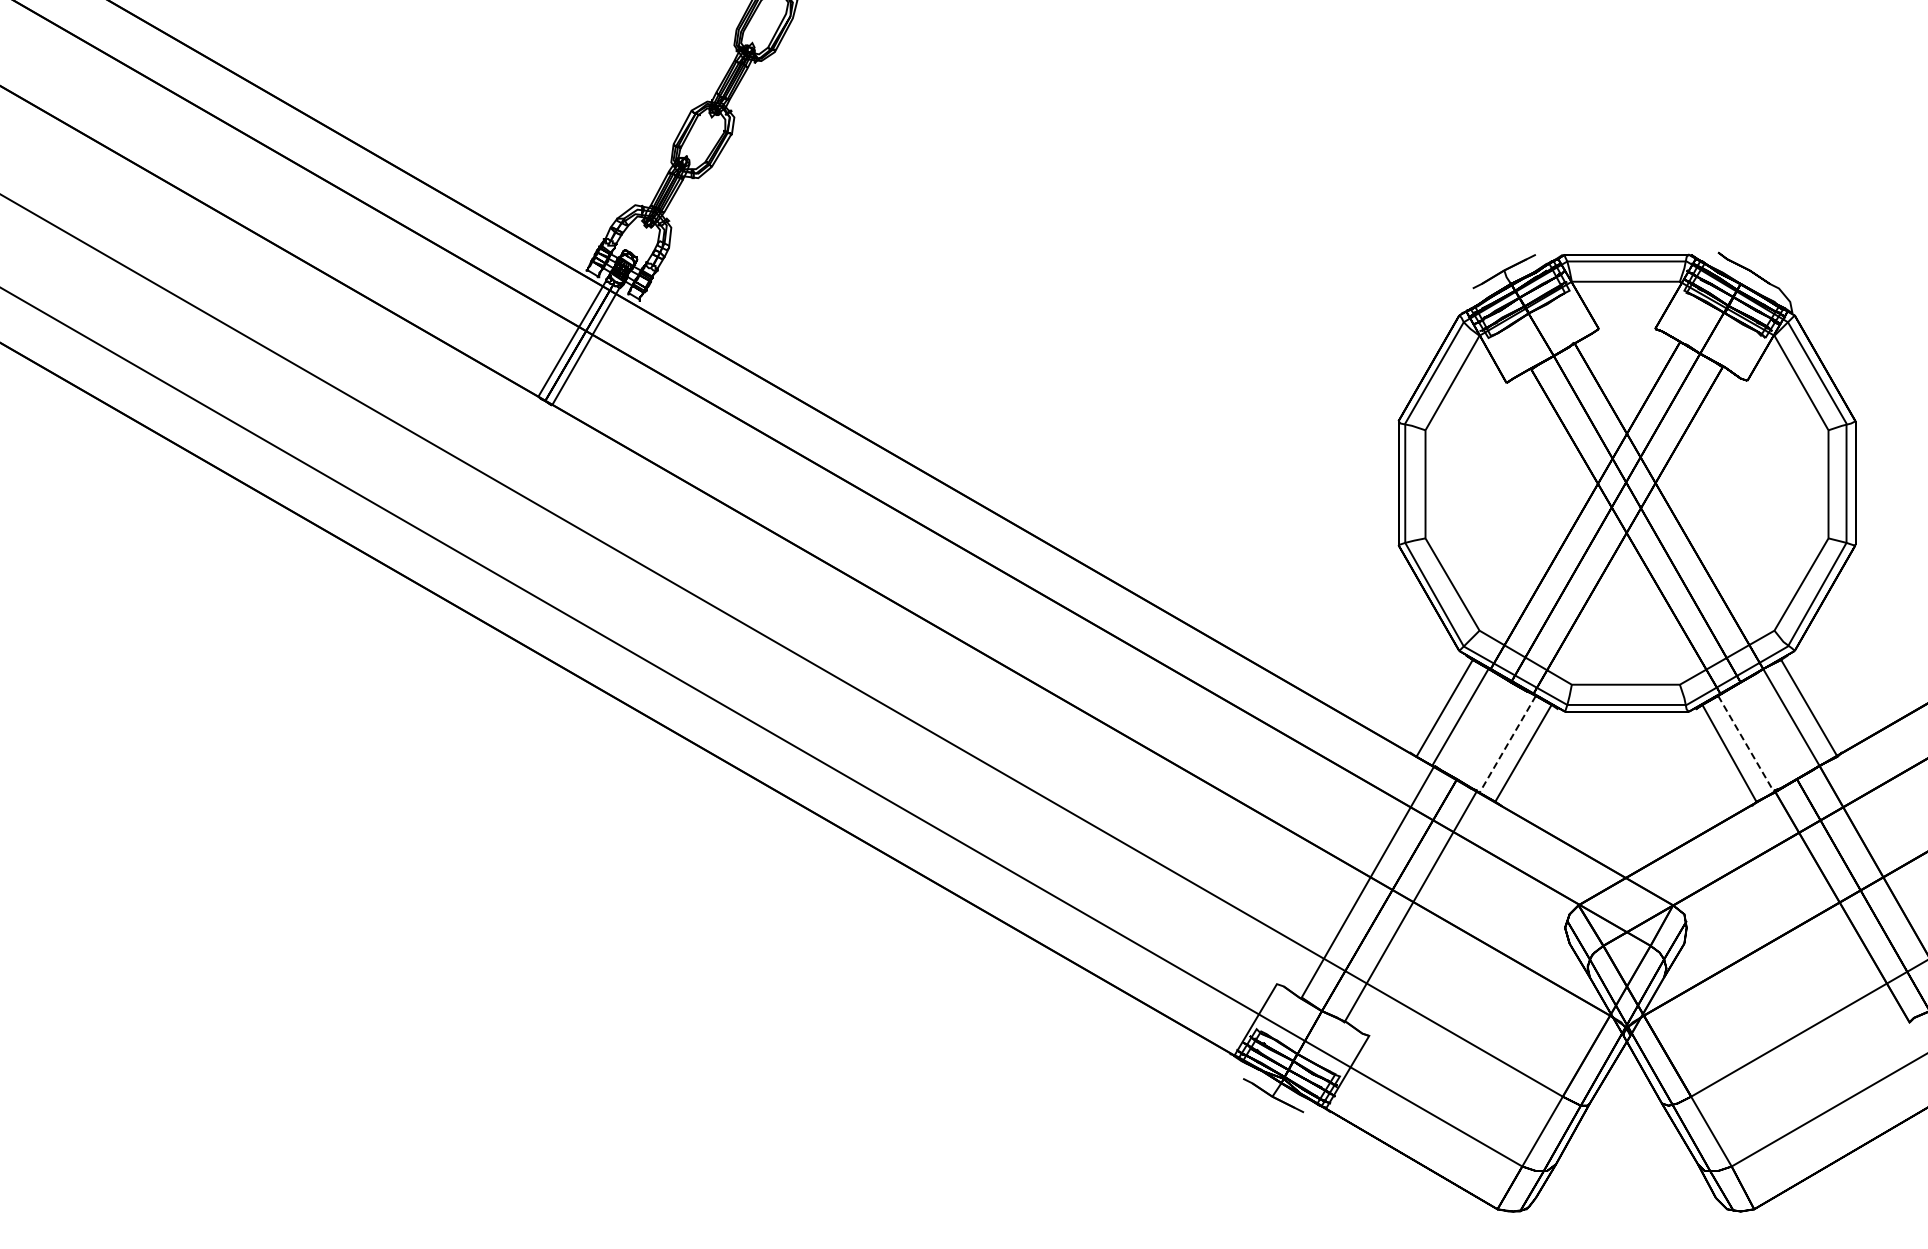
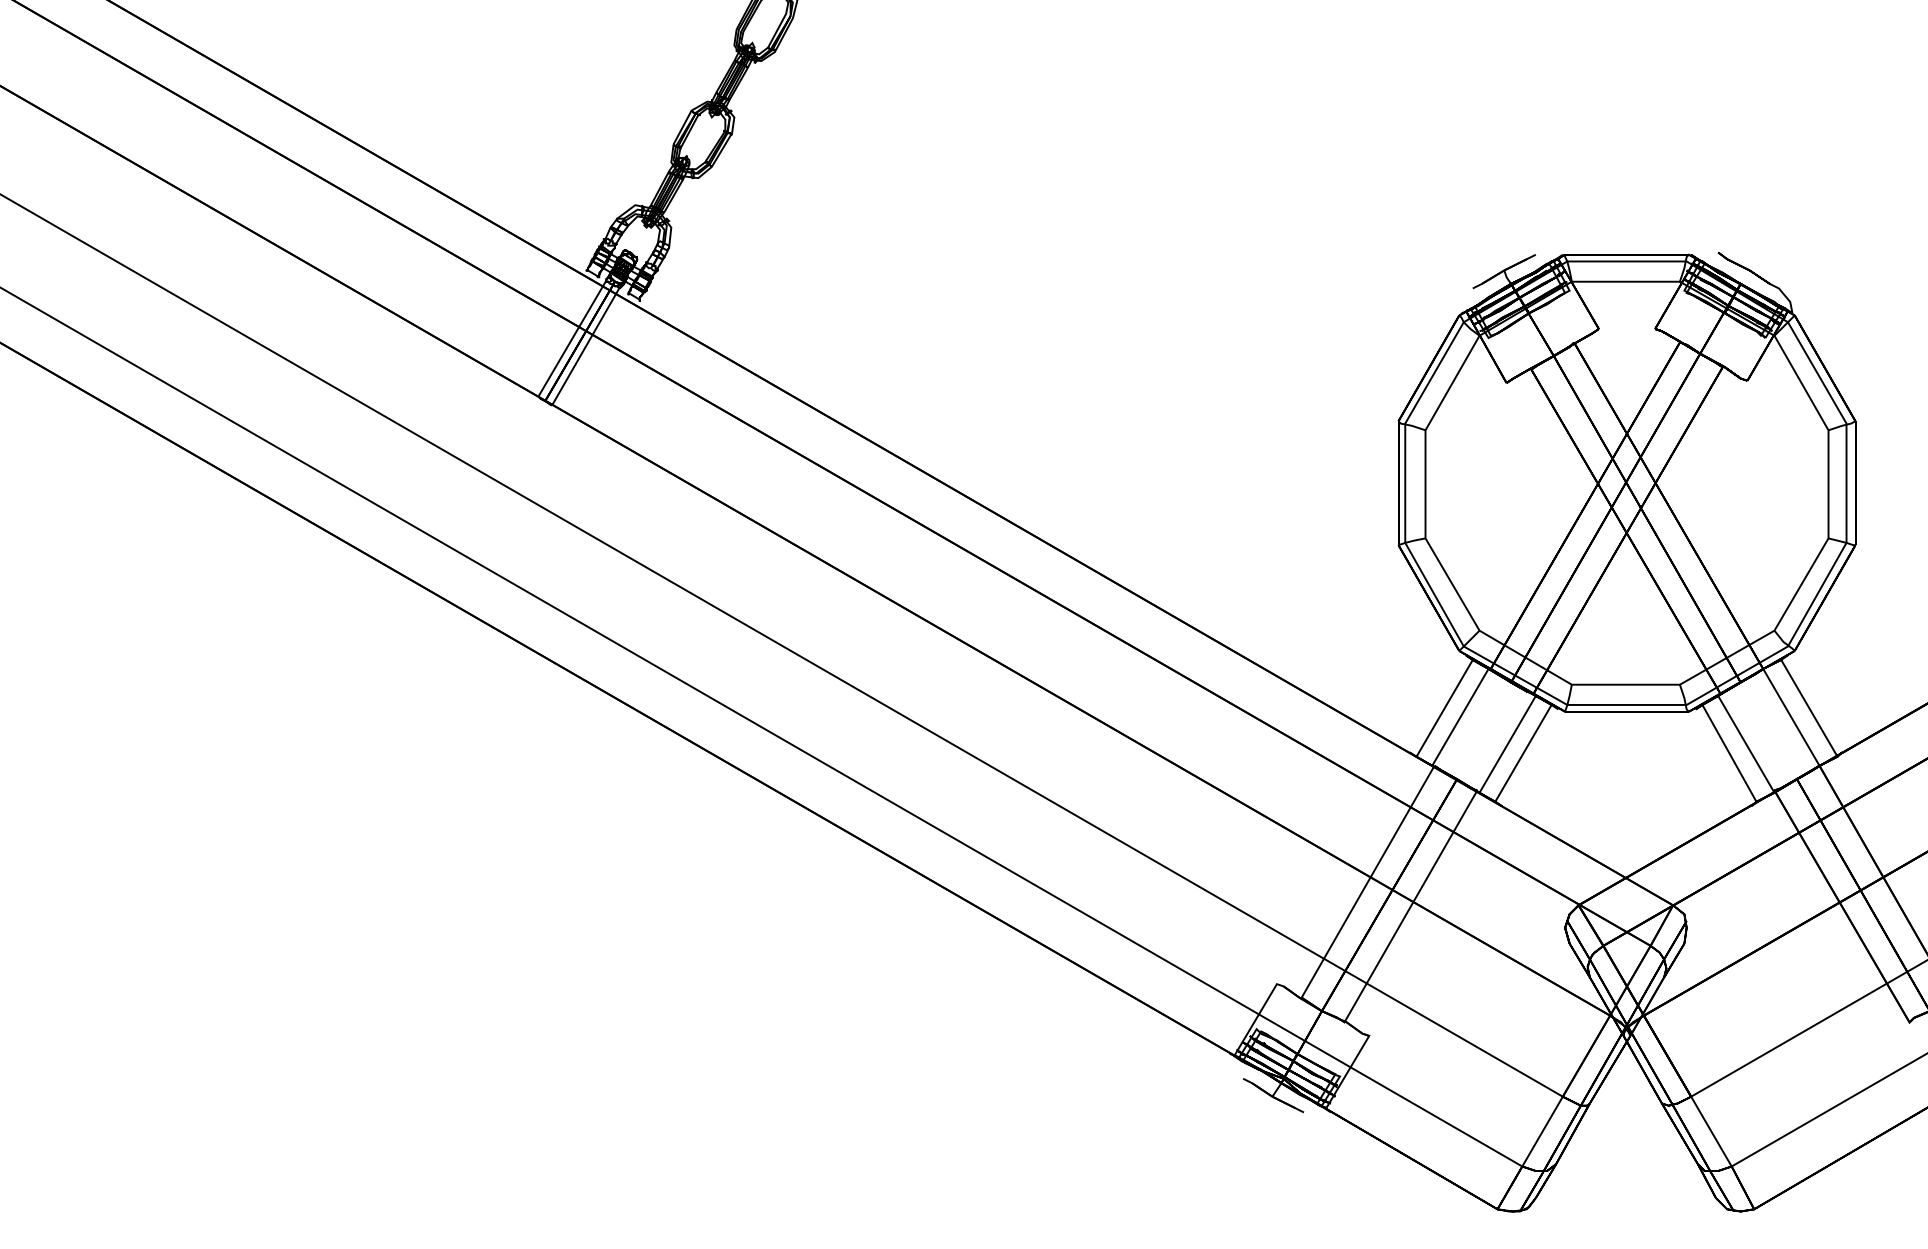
line: dashed -> solid (1507, 744)
line: dashed -> solid (1746, 744)
